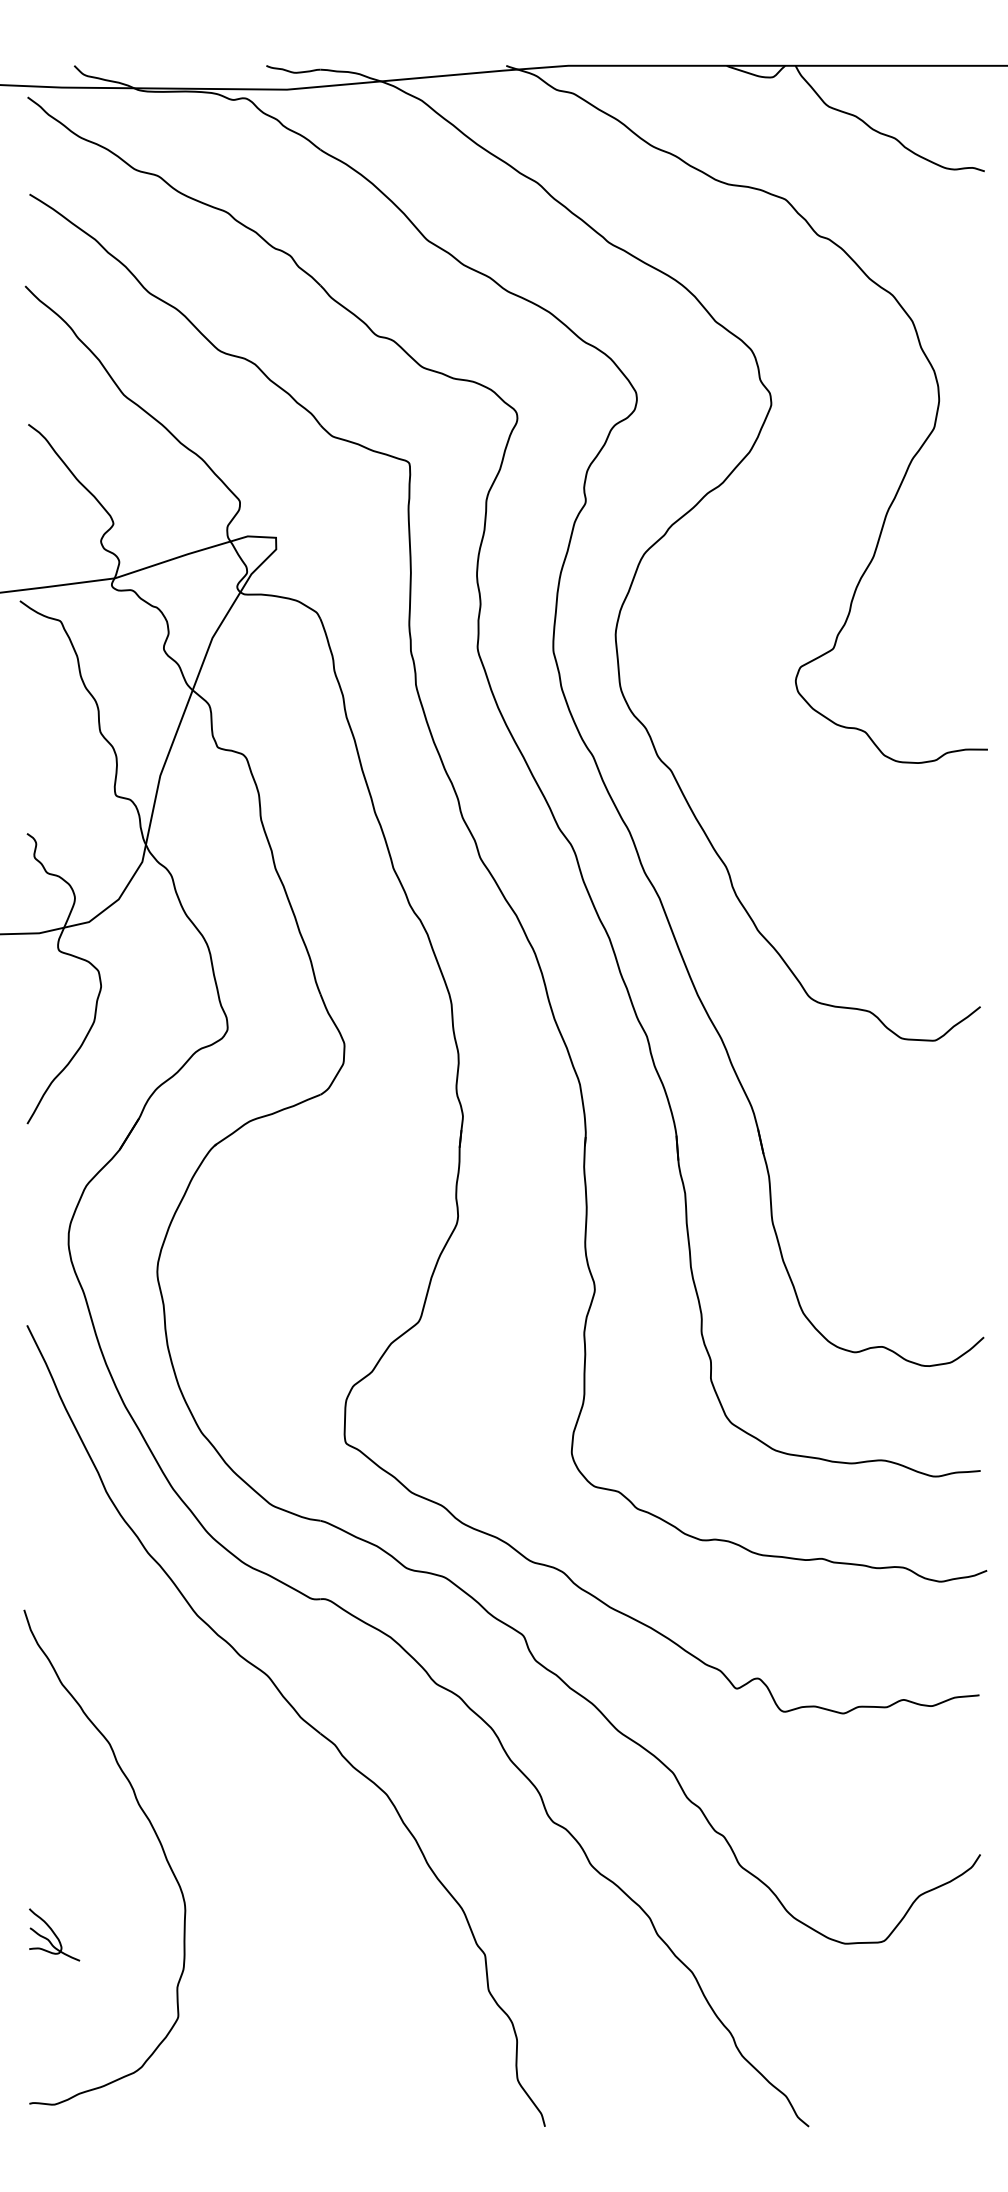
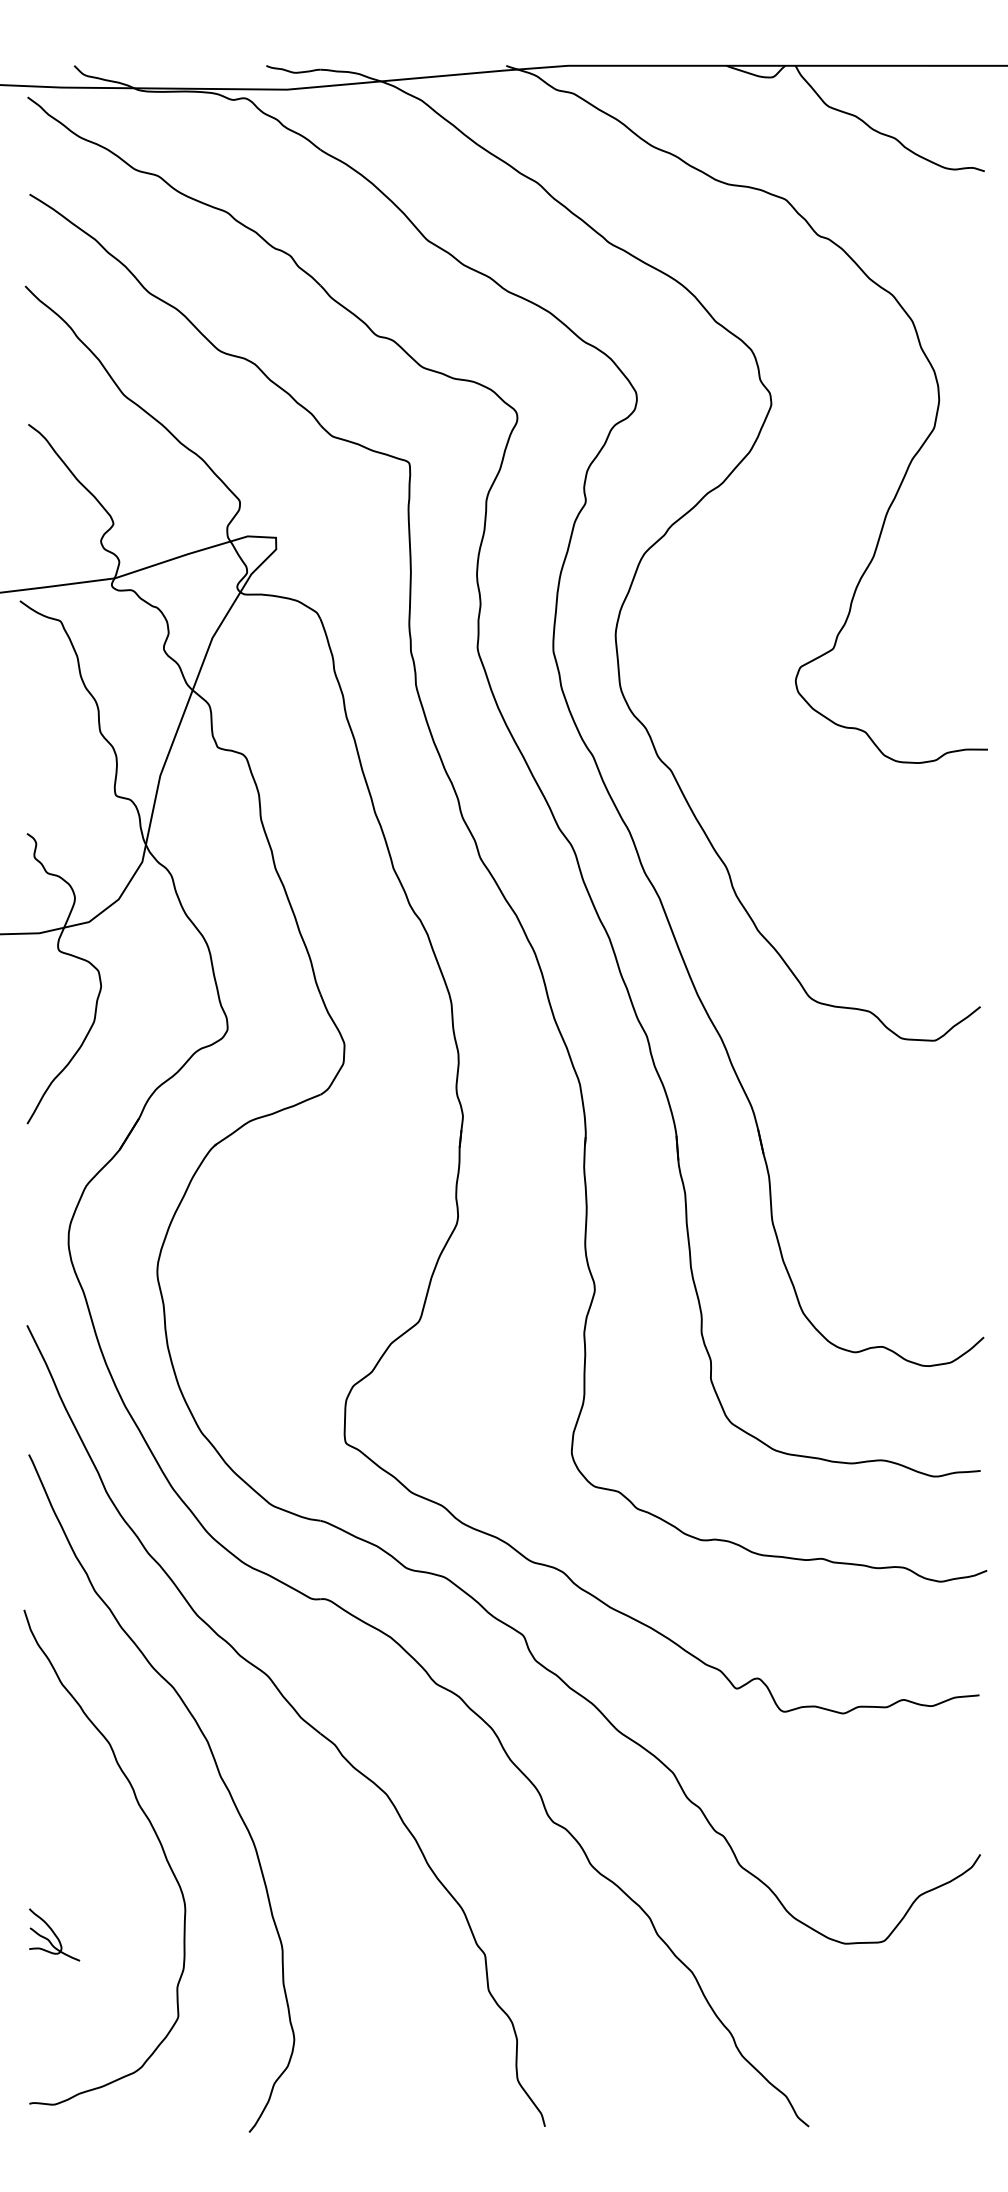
curve: none -> present (218, 1774)
